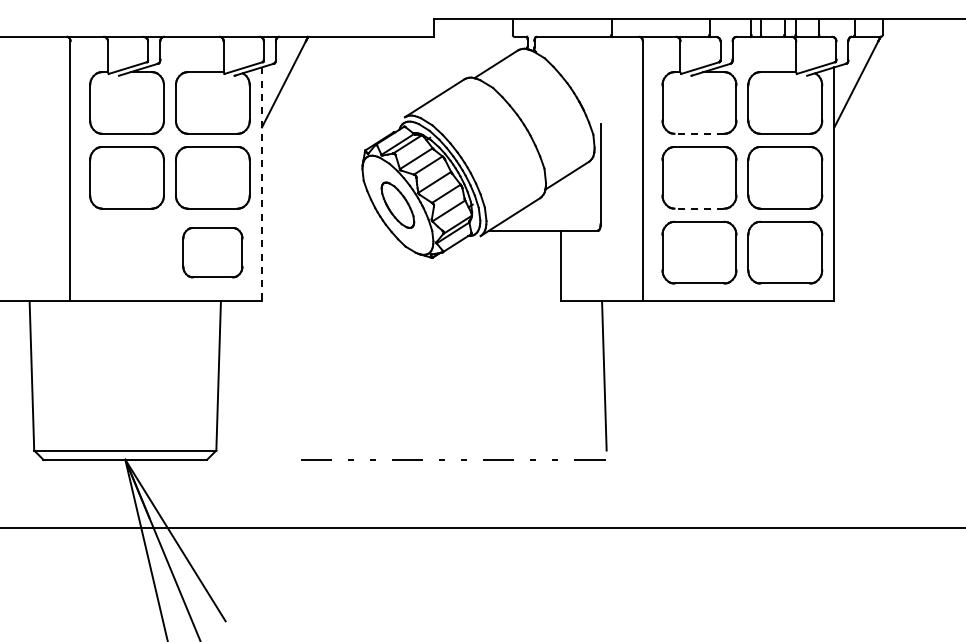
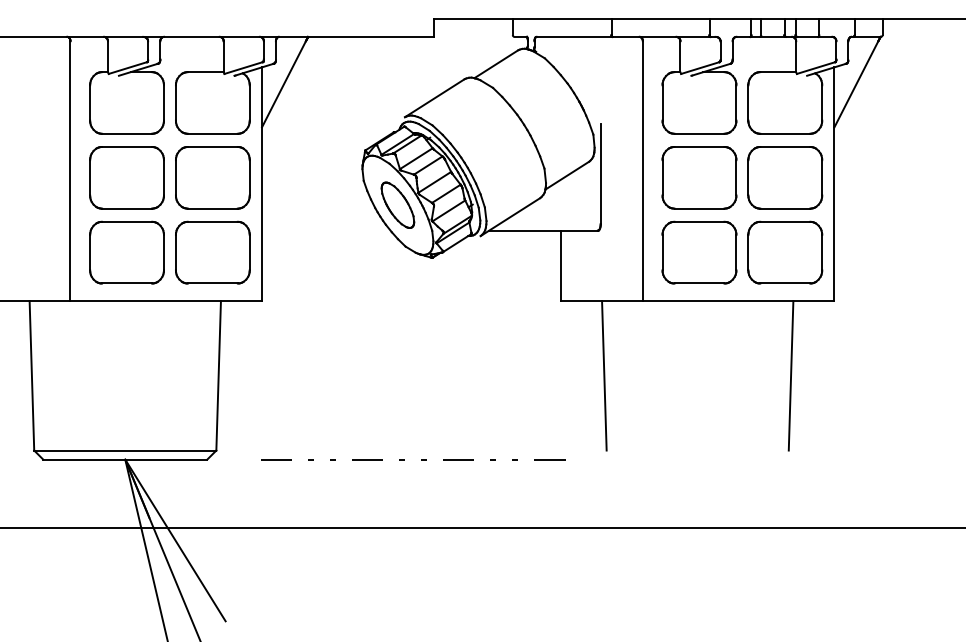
line: dashed -> solid (699, 133)
line: dashed -> solid (262, 184)
line: dashed -> solid (699, 208)
part: none -> present (126, 252)
part size: 62x52 px -> 76x65 px (212, 252)
line: none -> present (790, 375)
line position: (461, 459) -> (421, 459) (421, 459)
